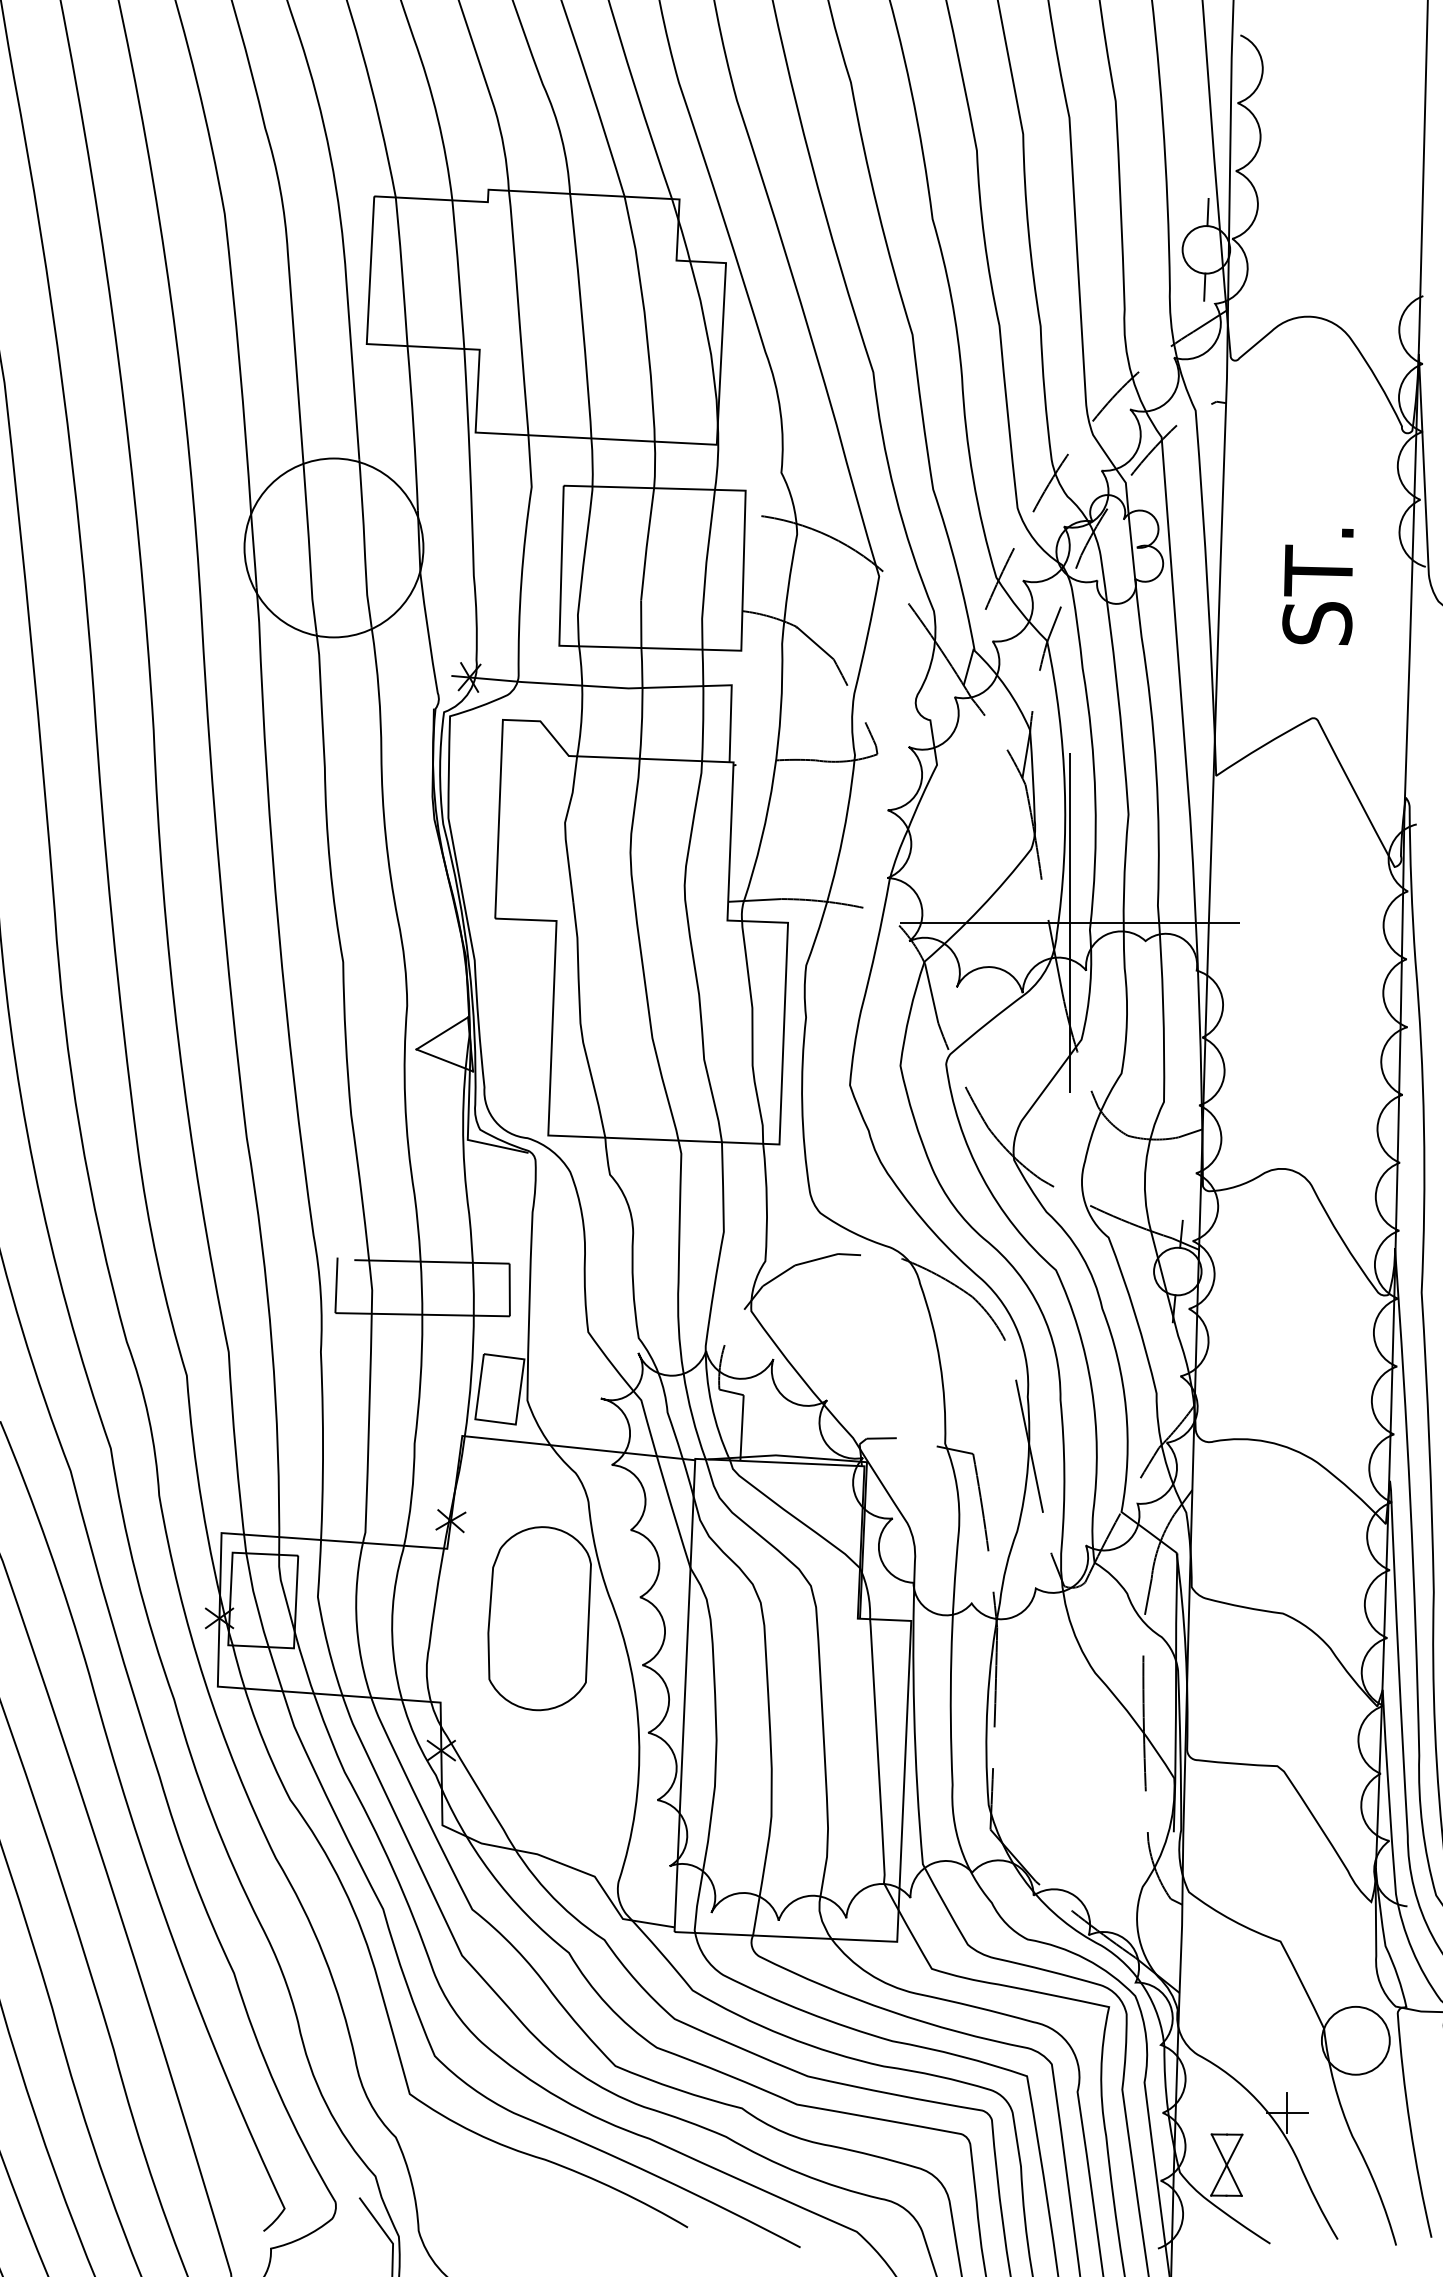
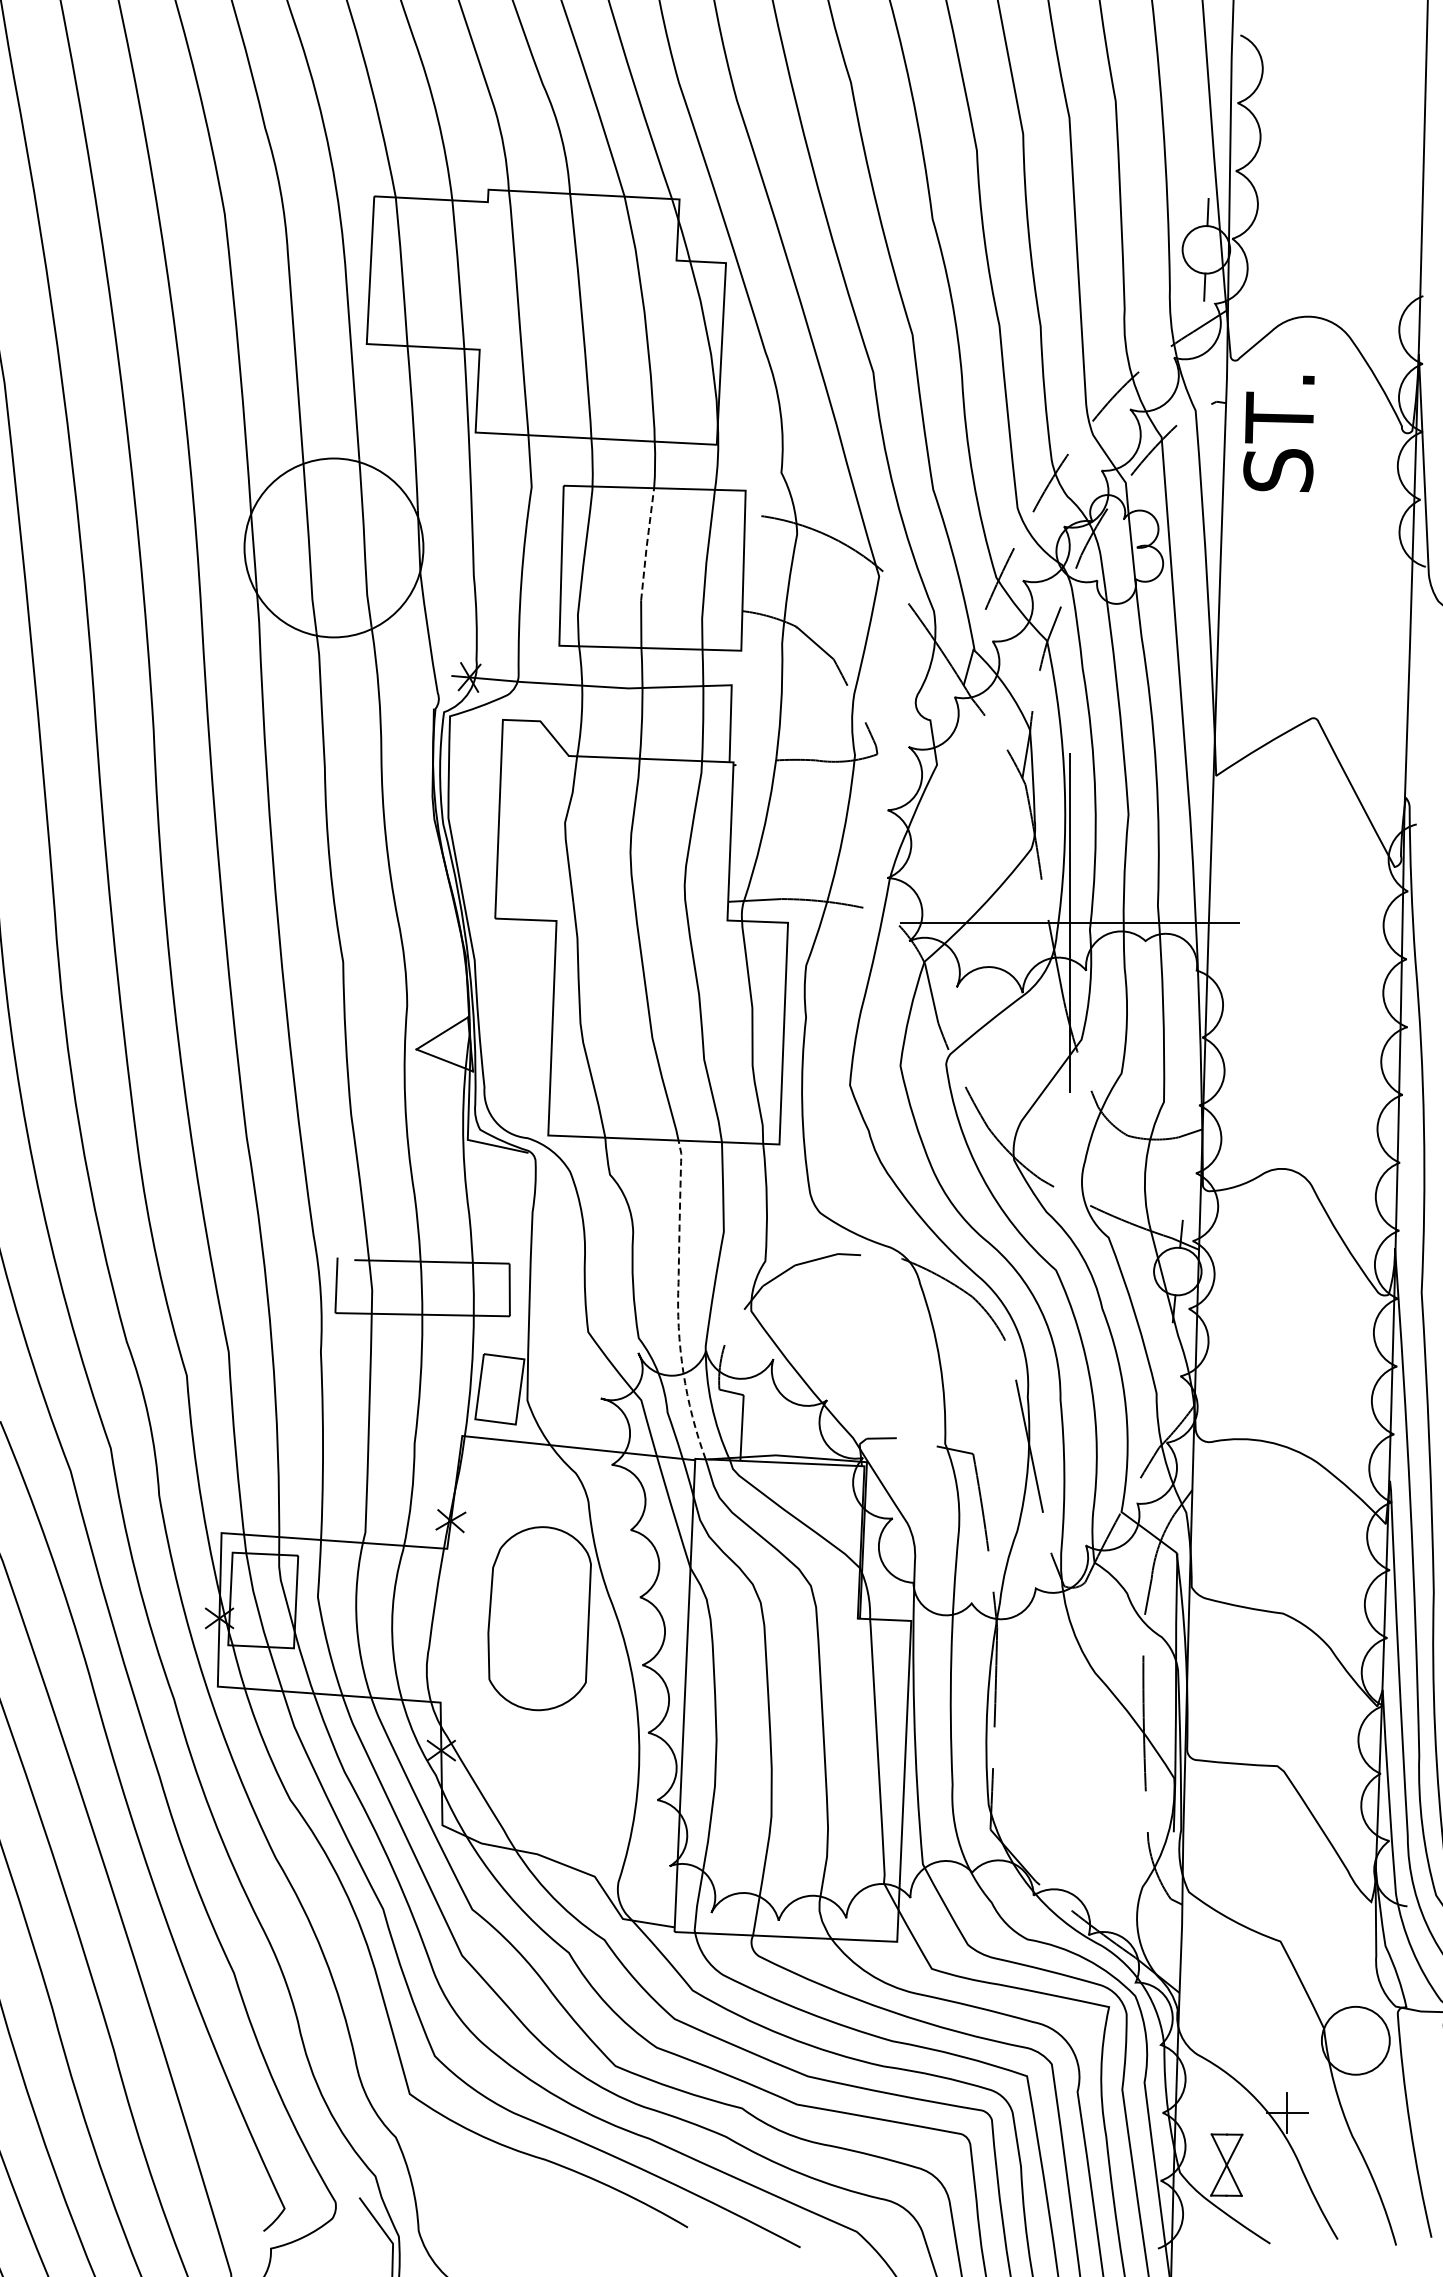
line: solid -> dashed (647, 543)
text position: (1317, 586) -> (1278, 433) (1278, 433)
line: solid -> dashed (678, 1306)
